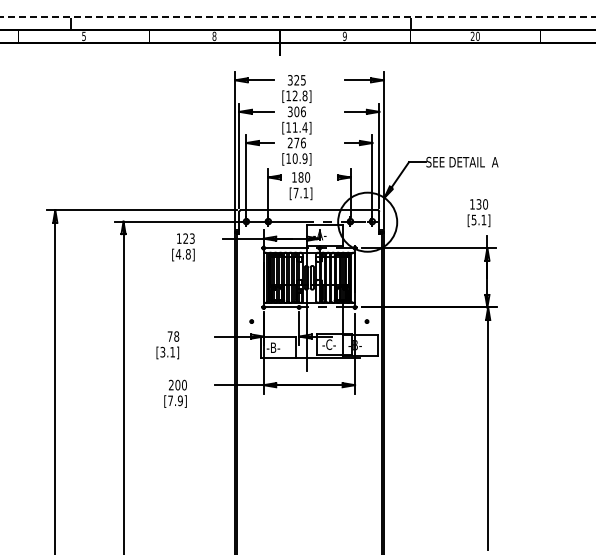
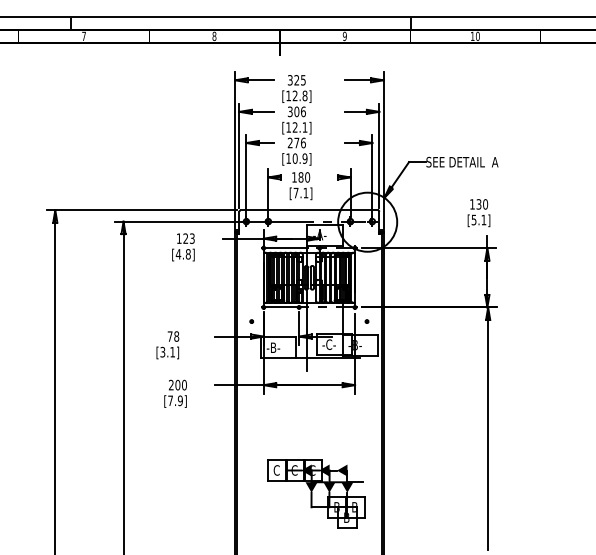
line: dashed -> solid (298, 16)
text: 20 -> 10 (472, 35)
text: 5 -> 7 (83, 36)
text: [11.4] -> [12.1] (299, 127)
part: none -> present (316, 493)
